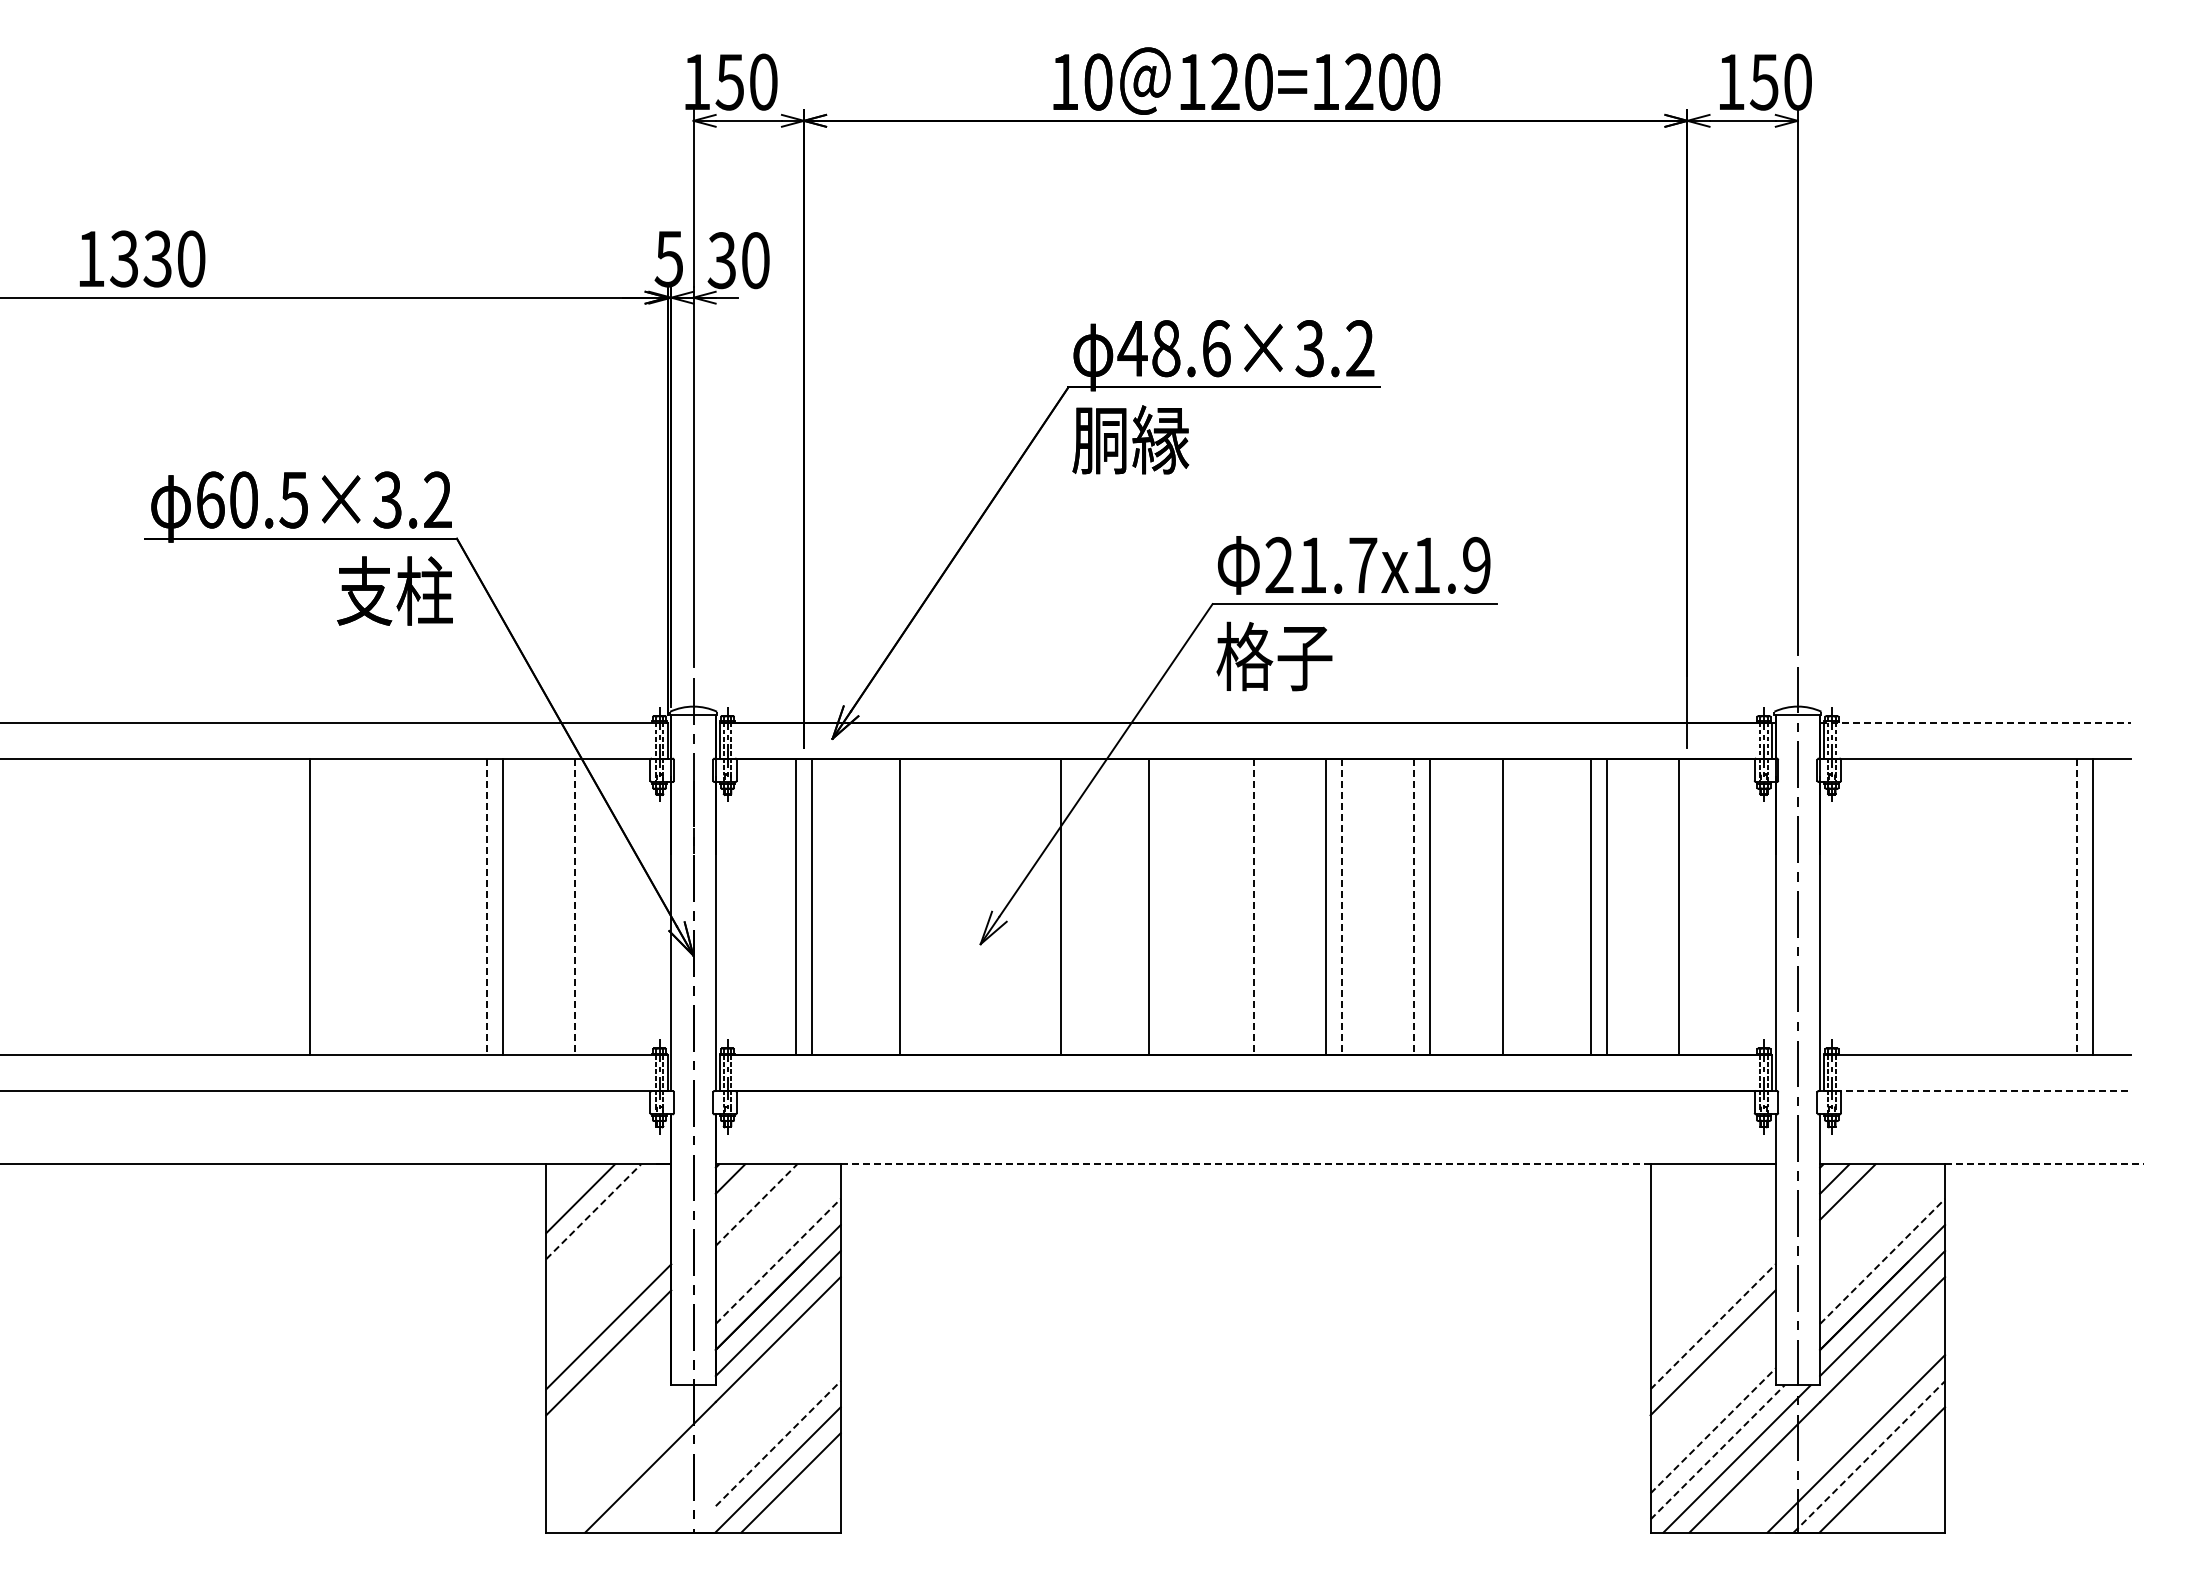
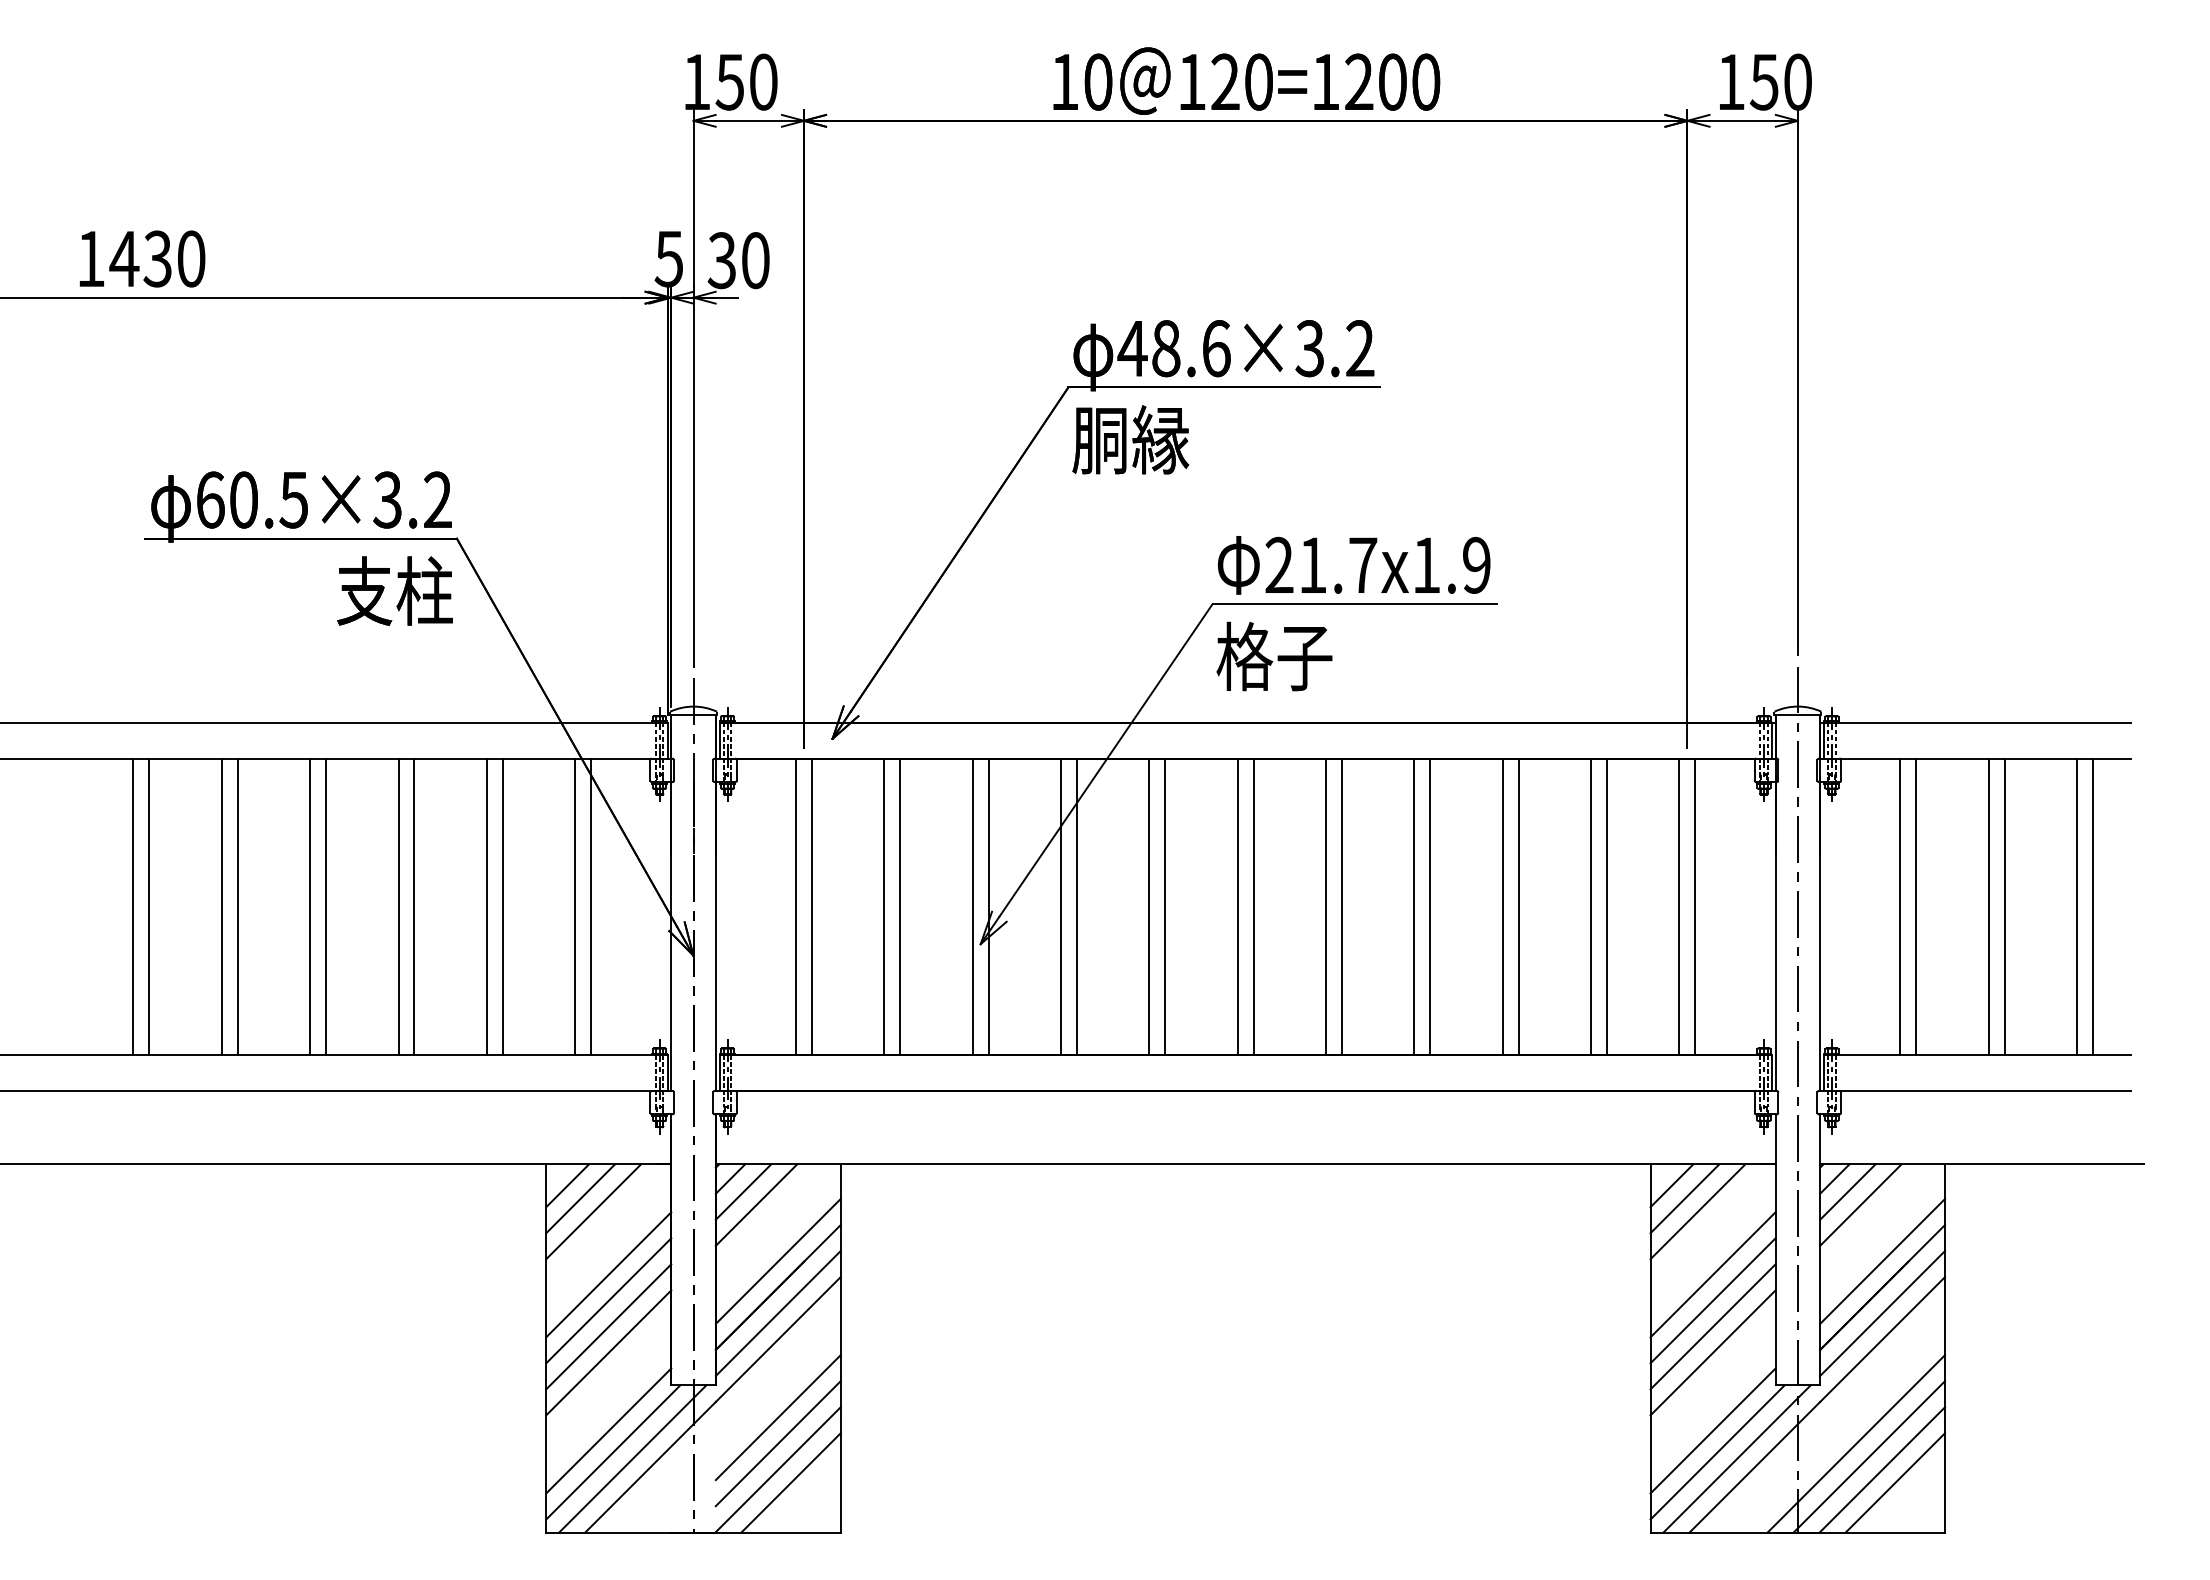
text: 1330 -> 1430 (124, 258)
line: dashed -> solid (1975, 722)
line: none -> present (133, 906)
line: none -> present (149, 906)
line: none -> present (221, 906)
line: none -> present (237, 906)
line: none -> present (326, 906)
line: none -> present (398, 906)
line: none -> present (414, 906)
line: none -> present (591, 906)
line: none -> present (884, 906)
line: none -> present (972, 906)
line: none -> present (988, 906)
line: none -> present (1077, 906)
line: none -> present (1165, 906)
line: none -> present (1237, 906)
line: none -> present (1518, 906)
line: none -> present (1695, 906)
line: none -> present (1900, 906)
line: none -> present (1916, 906)
line: none -> present (1988, 906)
line: none -> present (2004, 906)
line: dashed -> solid (486, 907)
line: dashed -> solid (575, 907)
line: dashed -> solid (1253, 907)
line: dashed -> solid (1342, 907)
line: dashed -> solid (1414, 907)
line: dashed -> solid (2077, 907)
line: dashed -> solid (1977, 1090)
line: dashed -> solid (1246, 1164)
line: dashed -> solid (2044, 1164)
line: none -> present (567, 1185)
line: none -> present (1671, 1185)
line: none -> present (743, 1191)
line: none -> present (1684, 1198)
line: dashed -> solid (756, 1204)
line: none -> present (1860, 1204)
line: dashed -> solid (593, 1211)
line: none -> present (1697, 1211)
line: dashed -> solid (778, 1261)
line: dashed -> solid (1882, 1261)
line: none -> present (608, 1274)
line: none -> present (1712, 1274)
line: none -> present (608, 1300)
line: none -> present (1712, 1300)
line: dashed -> solid (1713, 1326)
line: none -> present (777, 1417)
line: none -> present (608, 1430)
line: dashed -> solid (1713, 1430)
line: dashed -> solid (778, 1443)
line: none -> present (613, 1452)
line: dashed -> solid (1717, 1452)
line: dashed -> solid (1869, 1456)
line: none -> present (632, 1458)
line: none -> present (1895, 1482)
